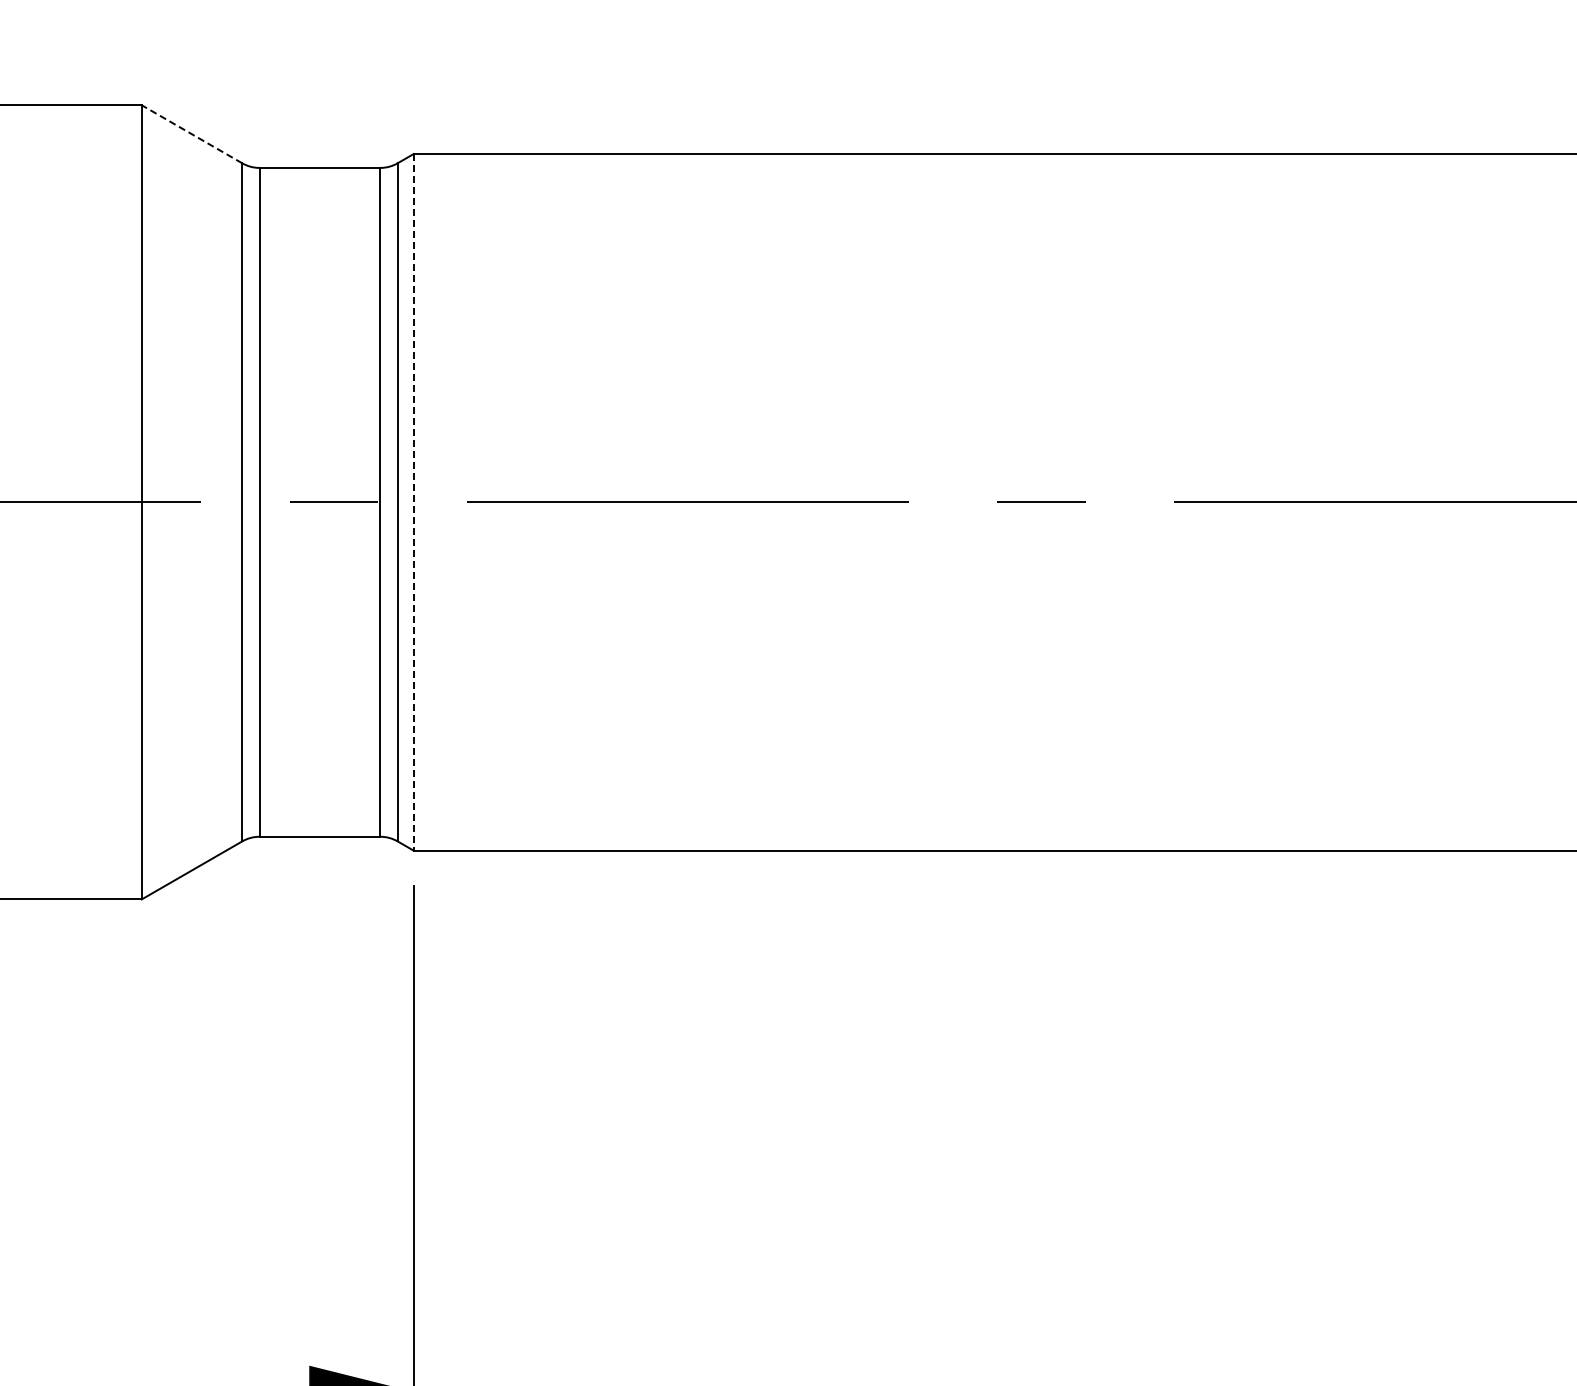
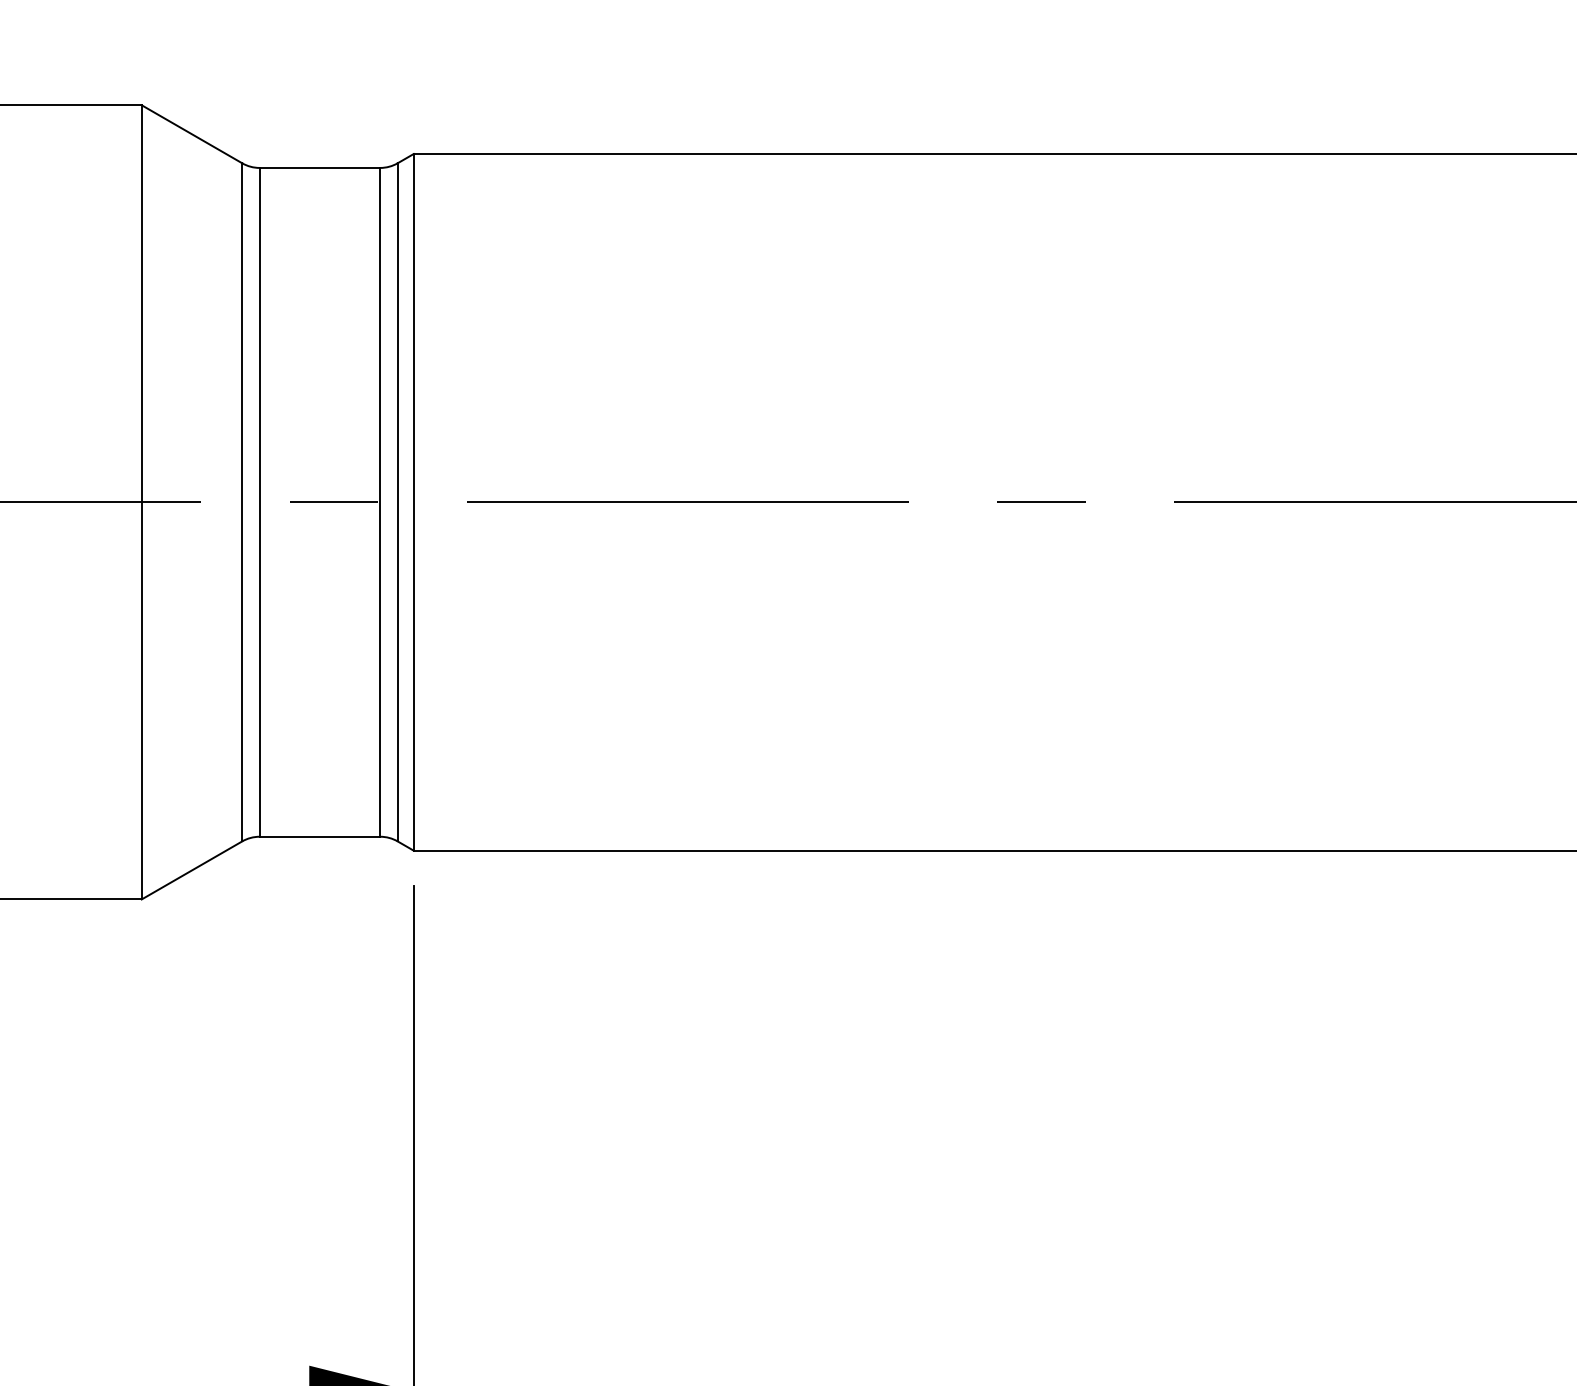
line: dashed -> solid (191, 134)
line: dashed -> solid (413, 502)
